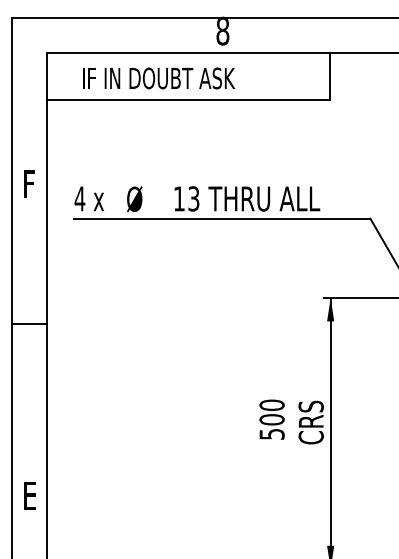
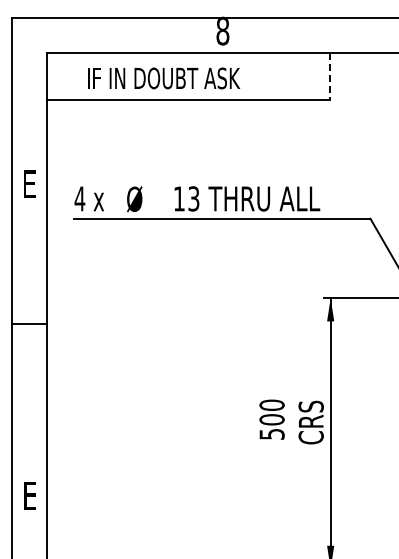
line: solid -> dashed (329, 76)
text position: (159, 78) -> (164, 78) (164, 78)
text: F -> E (30, 183)
